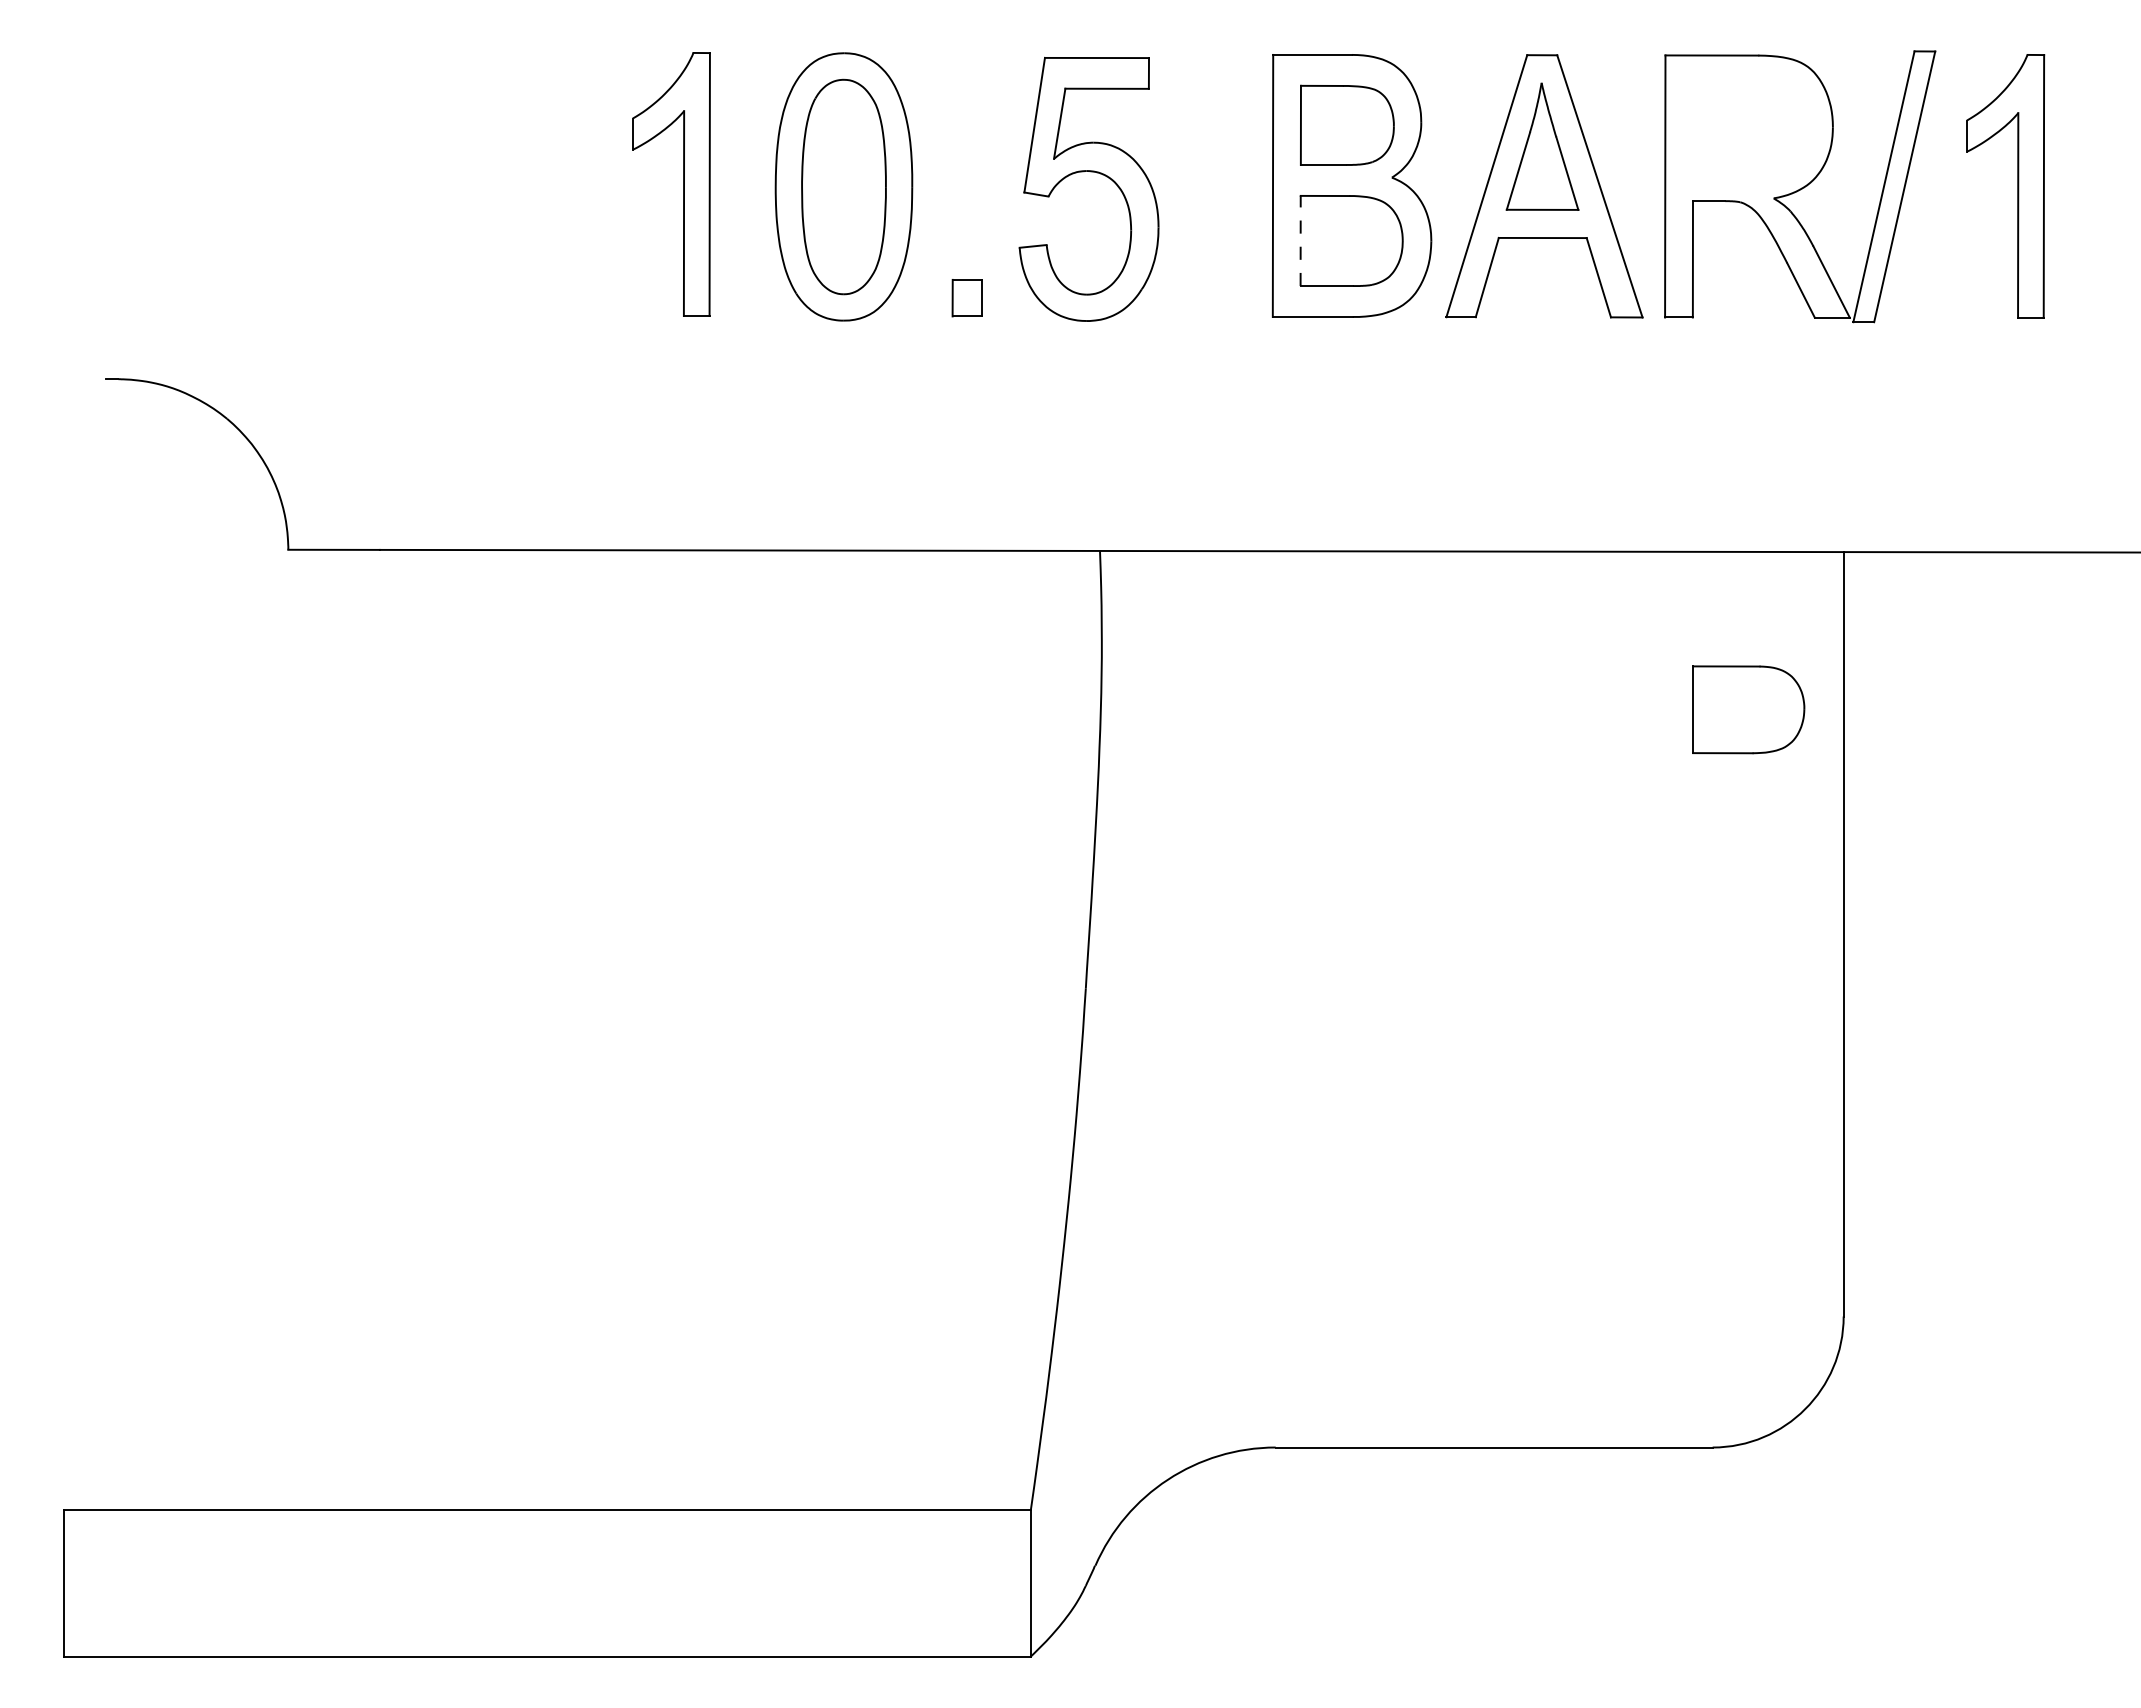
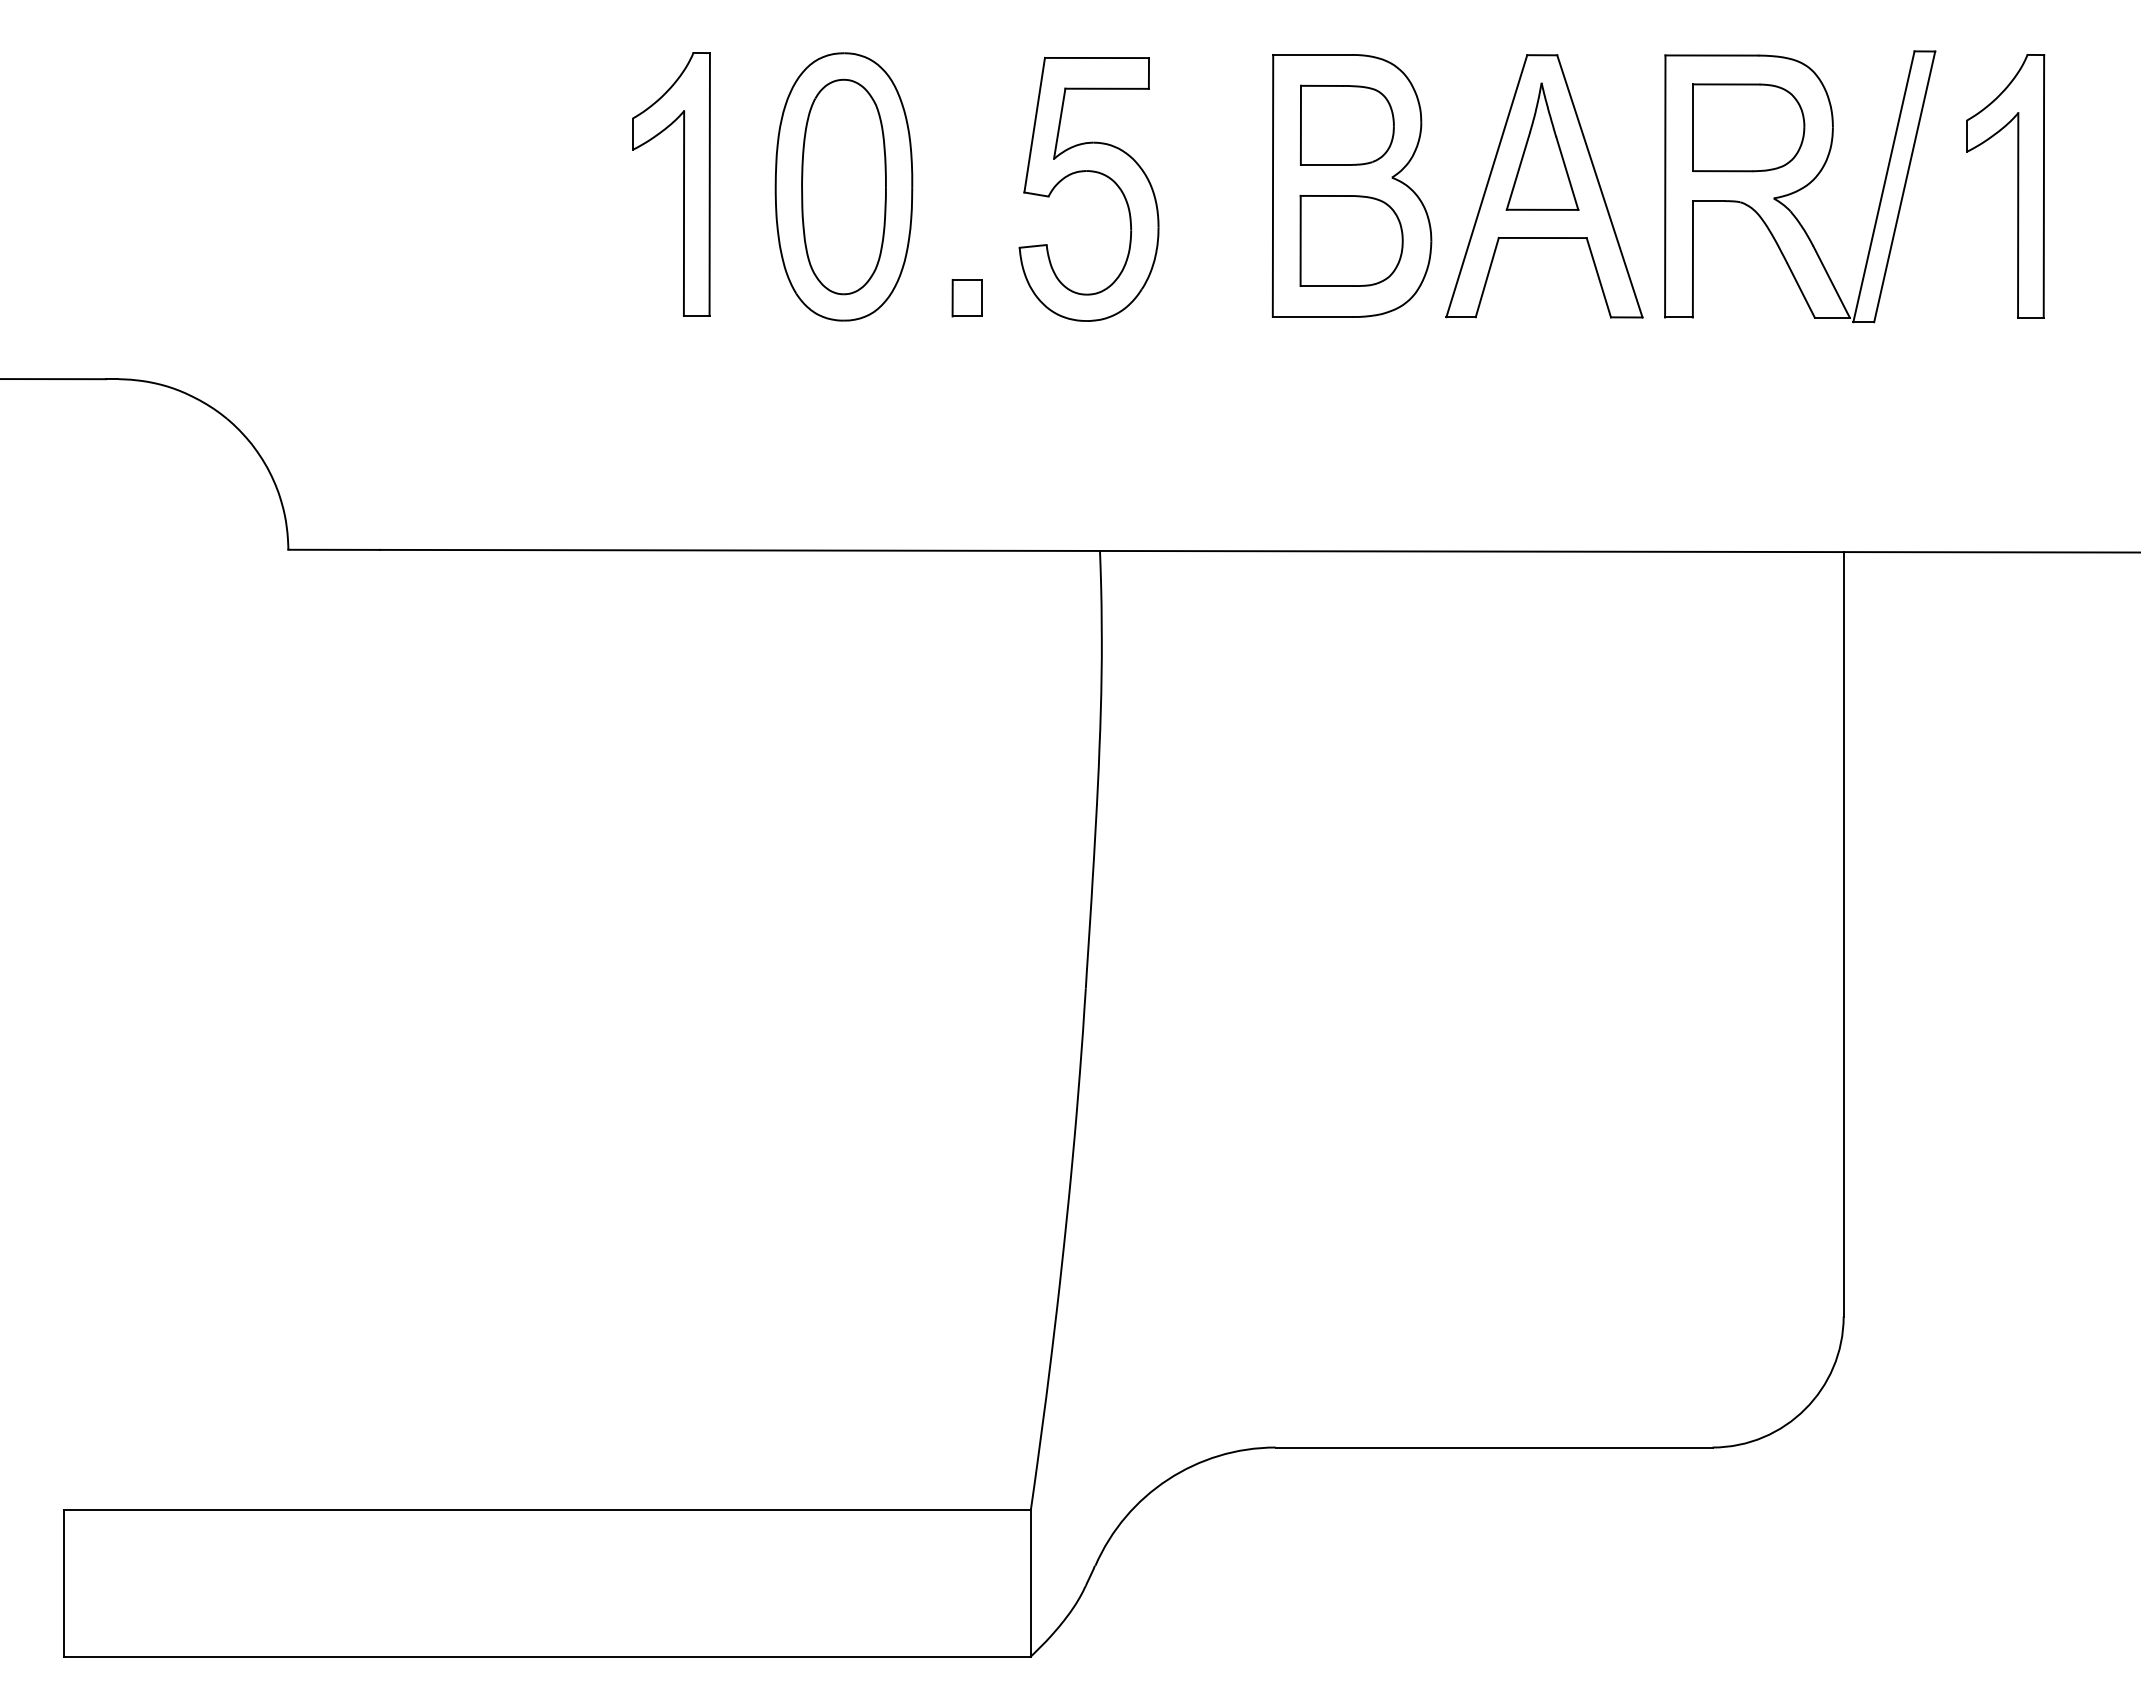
line: dashed -> solid (1300, 240)
line: none -> present (54, 379)
part position: (1748, 709) -> (1748, 127) (1748, 127)
